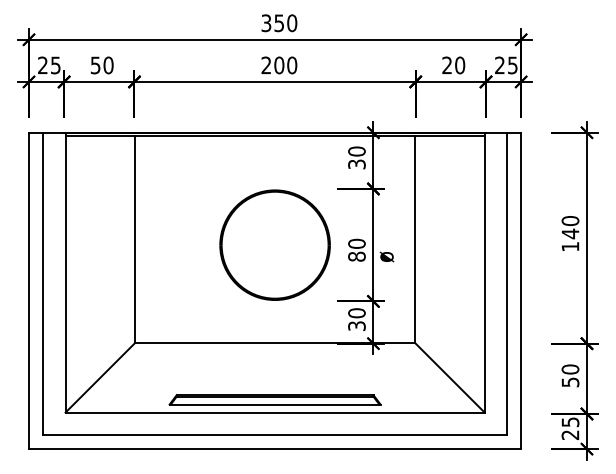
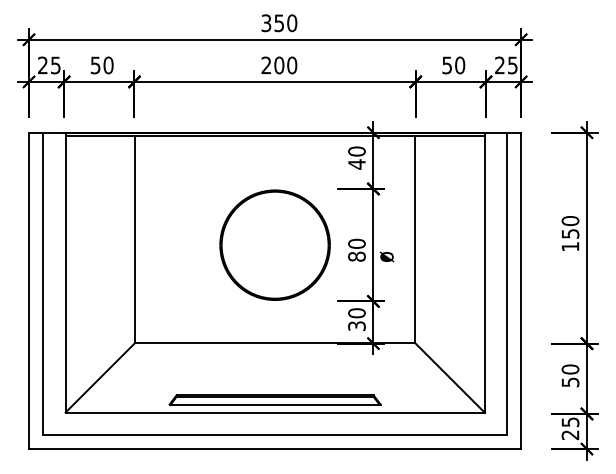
text: 20 -> 50 (446, 65)
text: 30 -> 40 (356, 164)
text: 140 -> 150 (570, 233)
